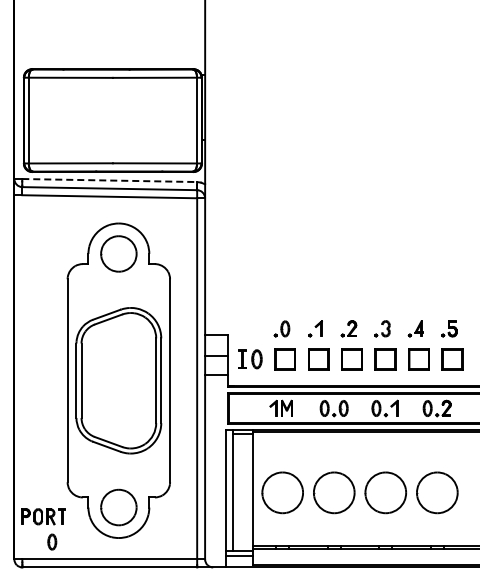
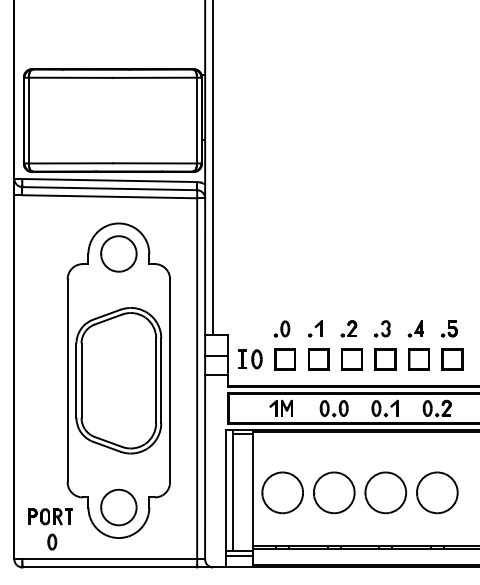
line: none -> present (213, 168)
line: dashed -> solid (110, 180)
part position: (43, 516) -> (50, 516) (50, 516)
